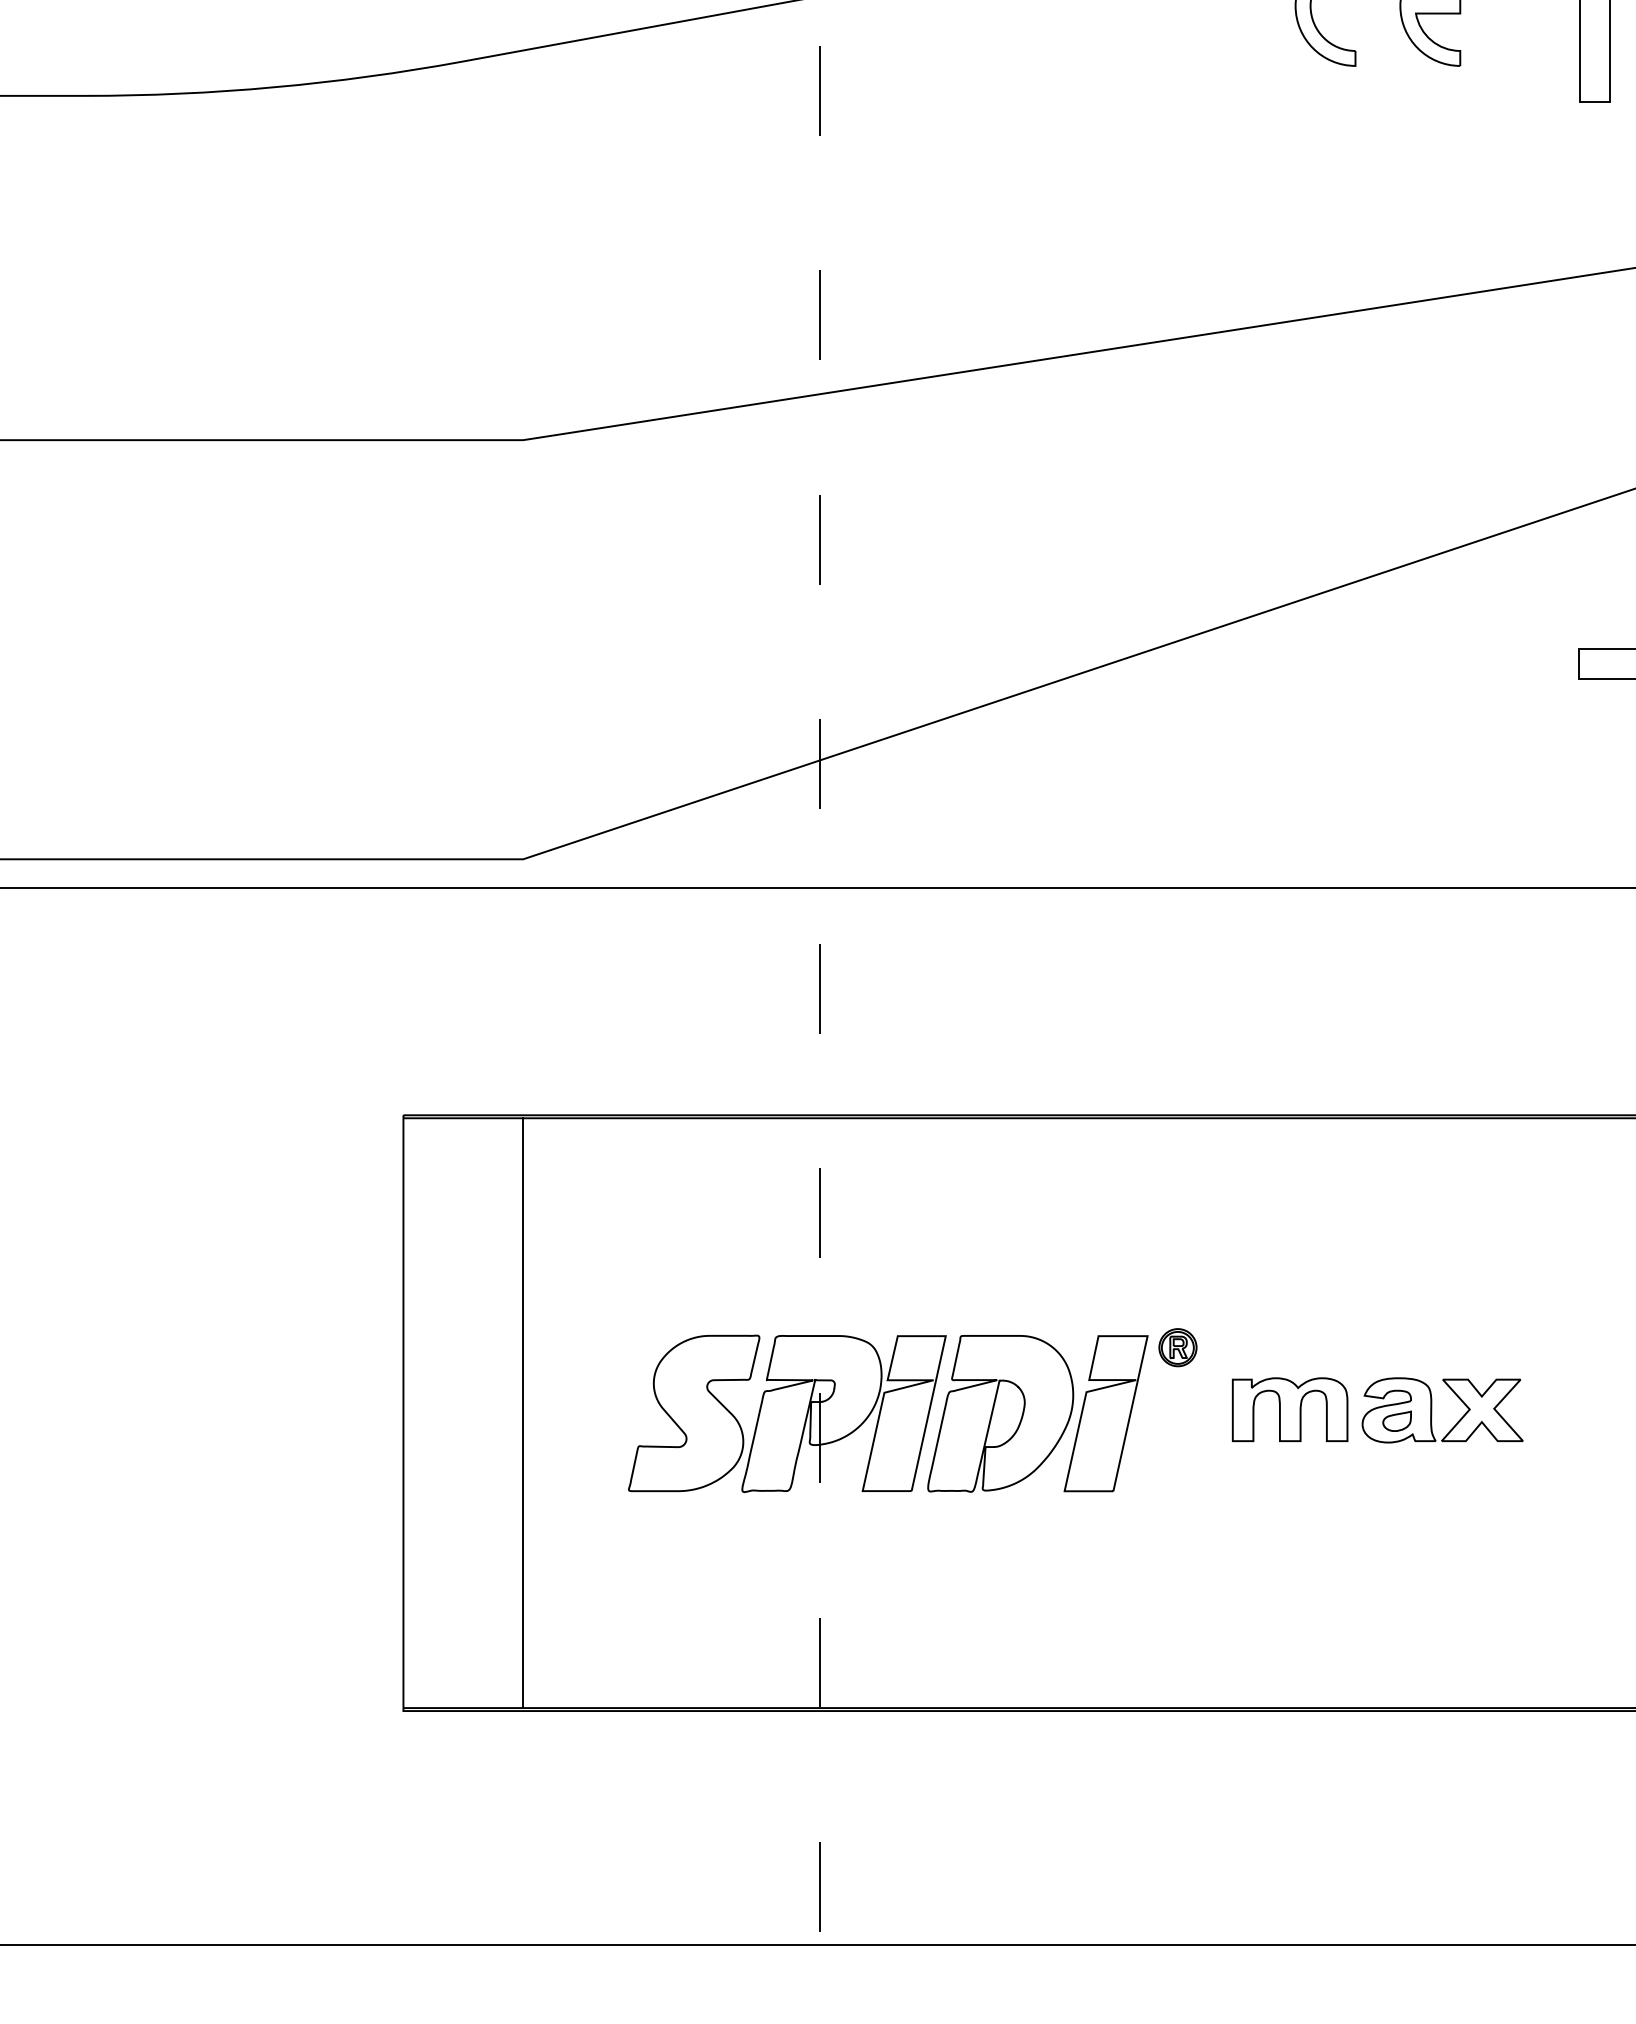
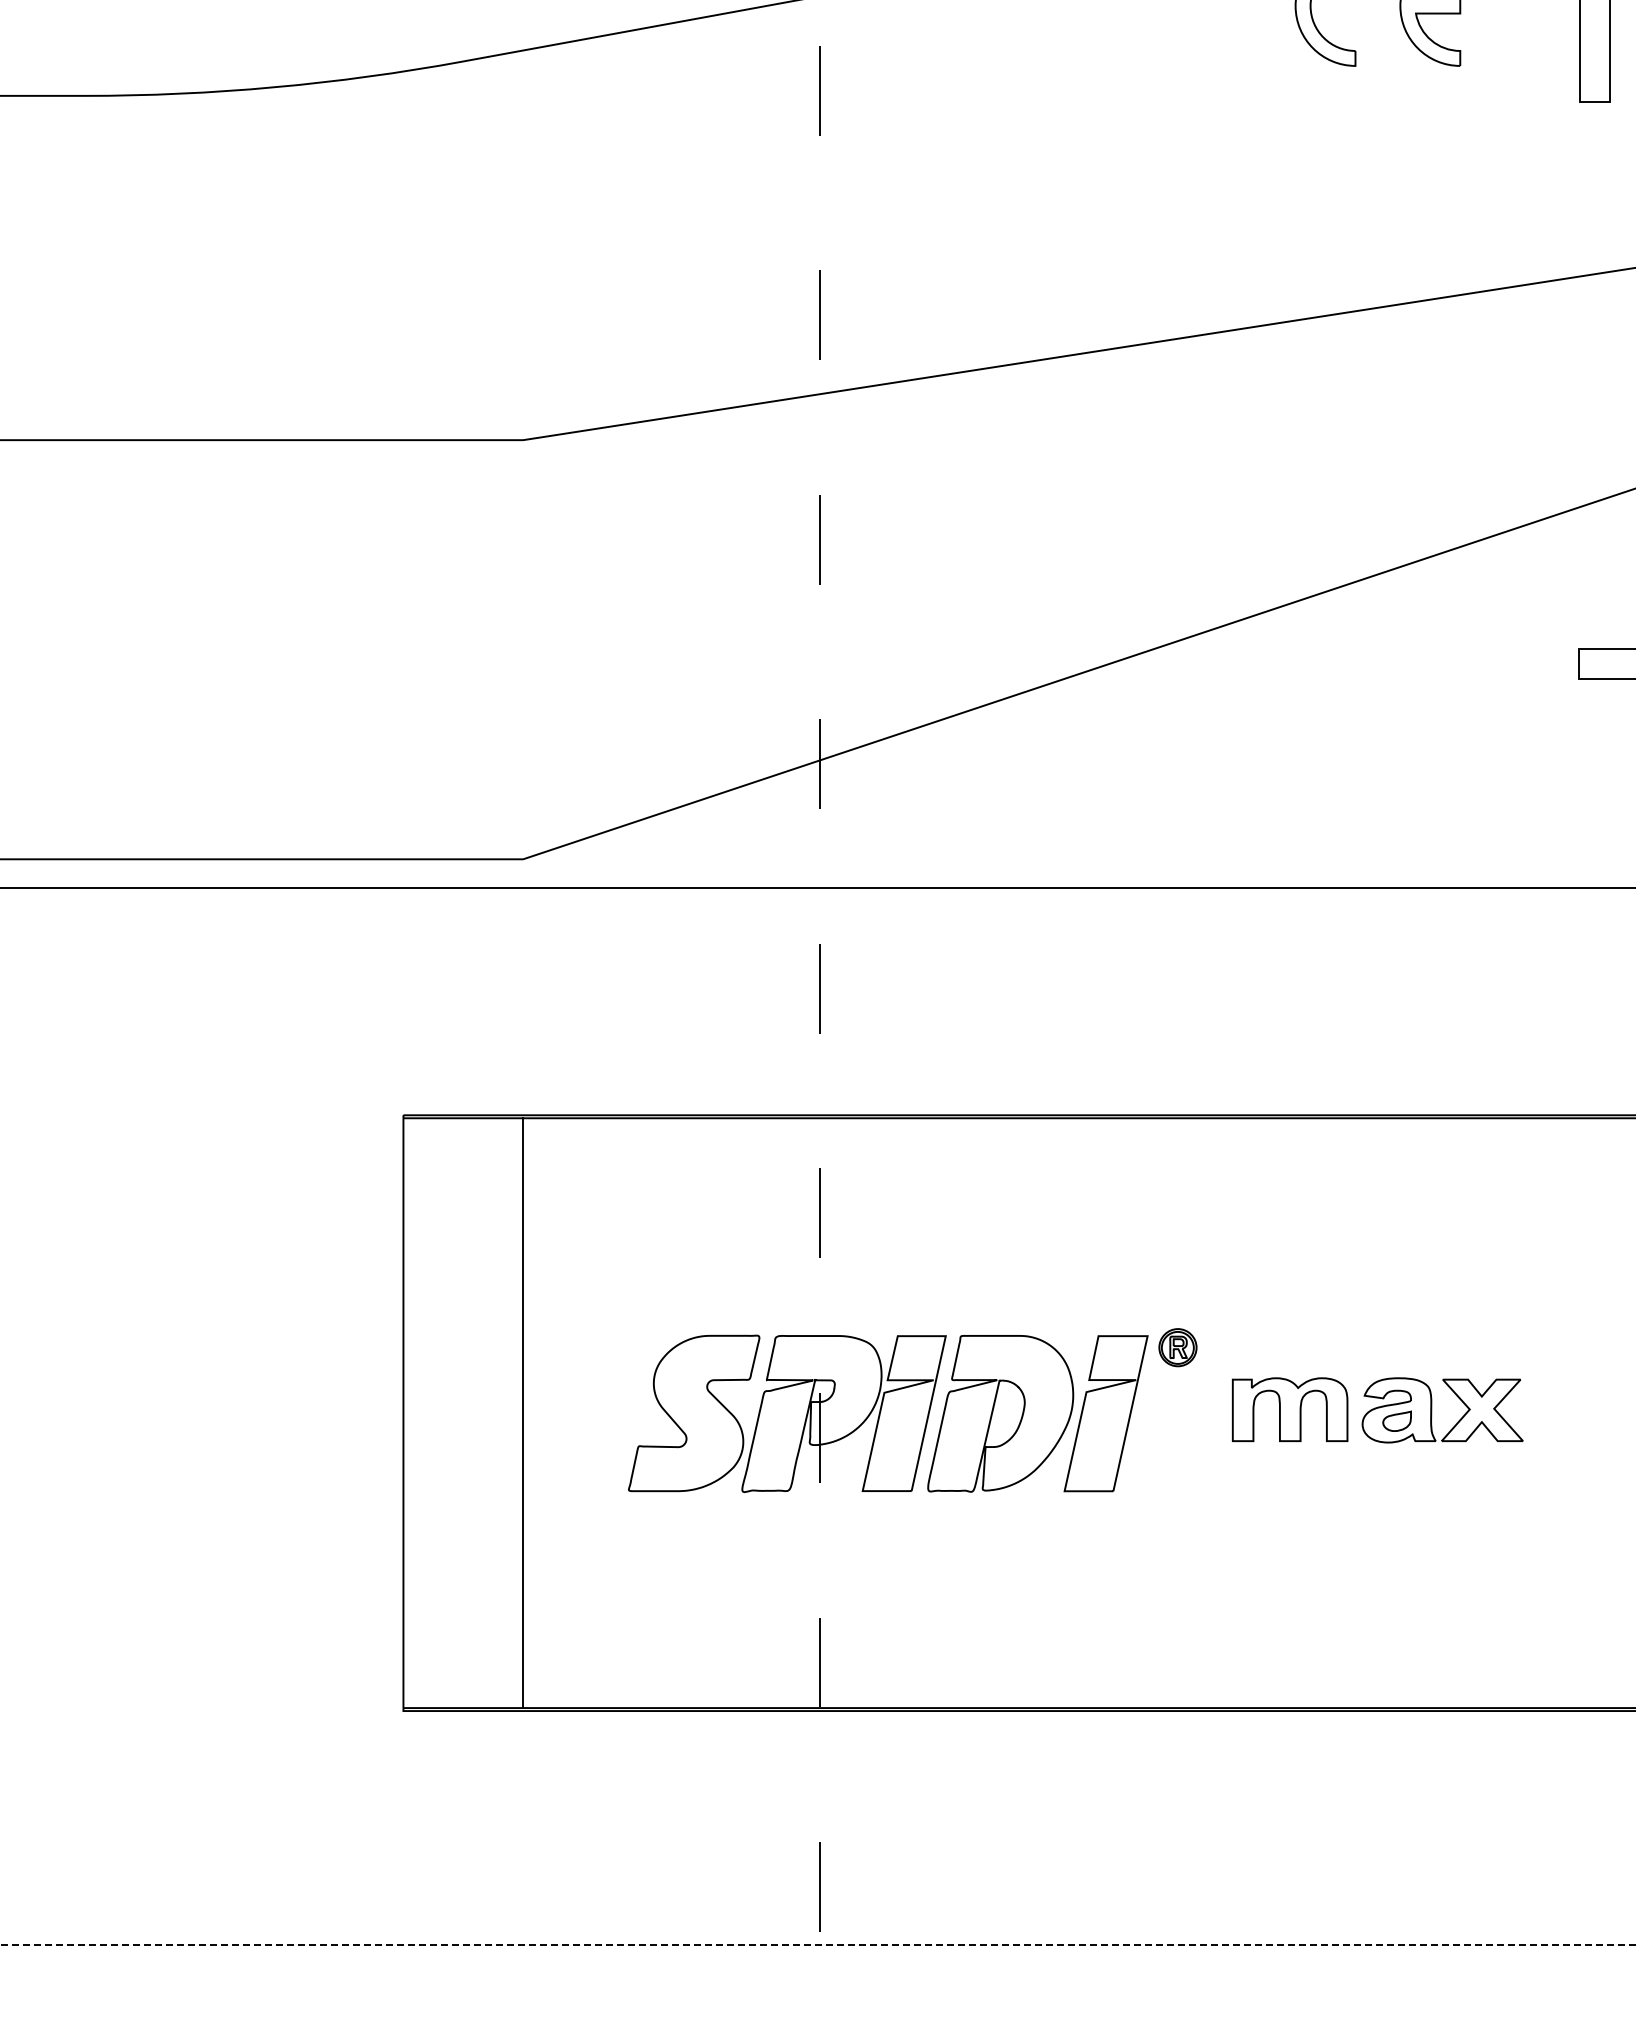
line: solid -> dashed (817, 1944)
